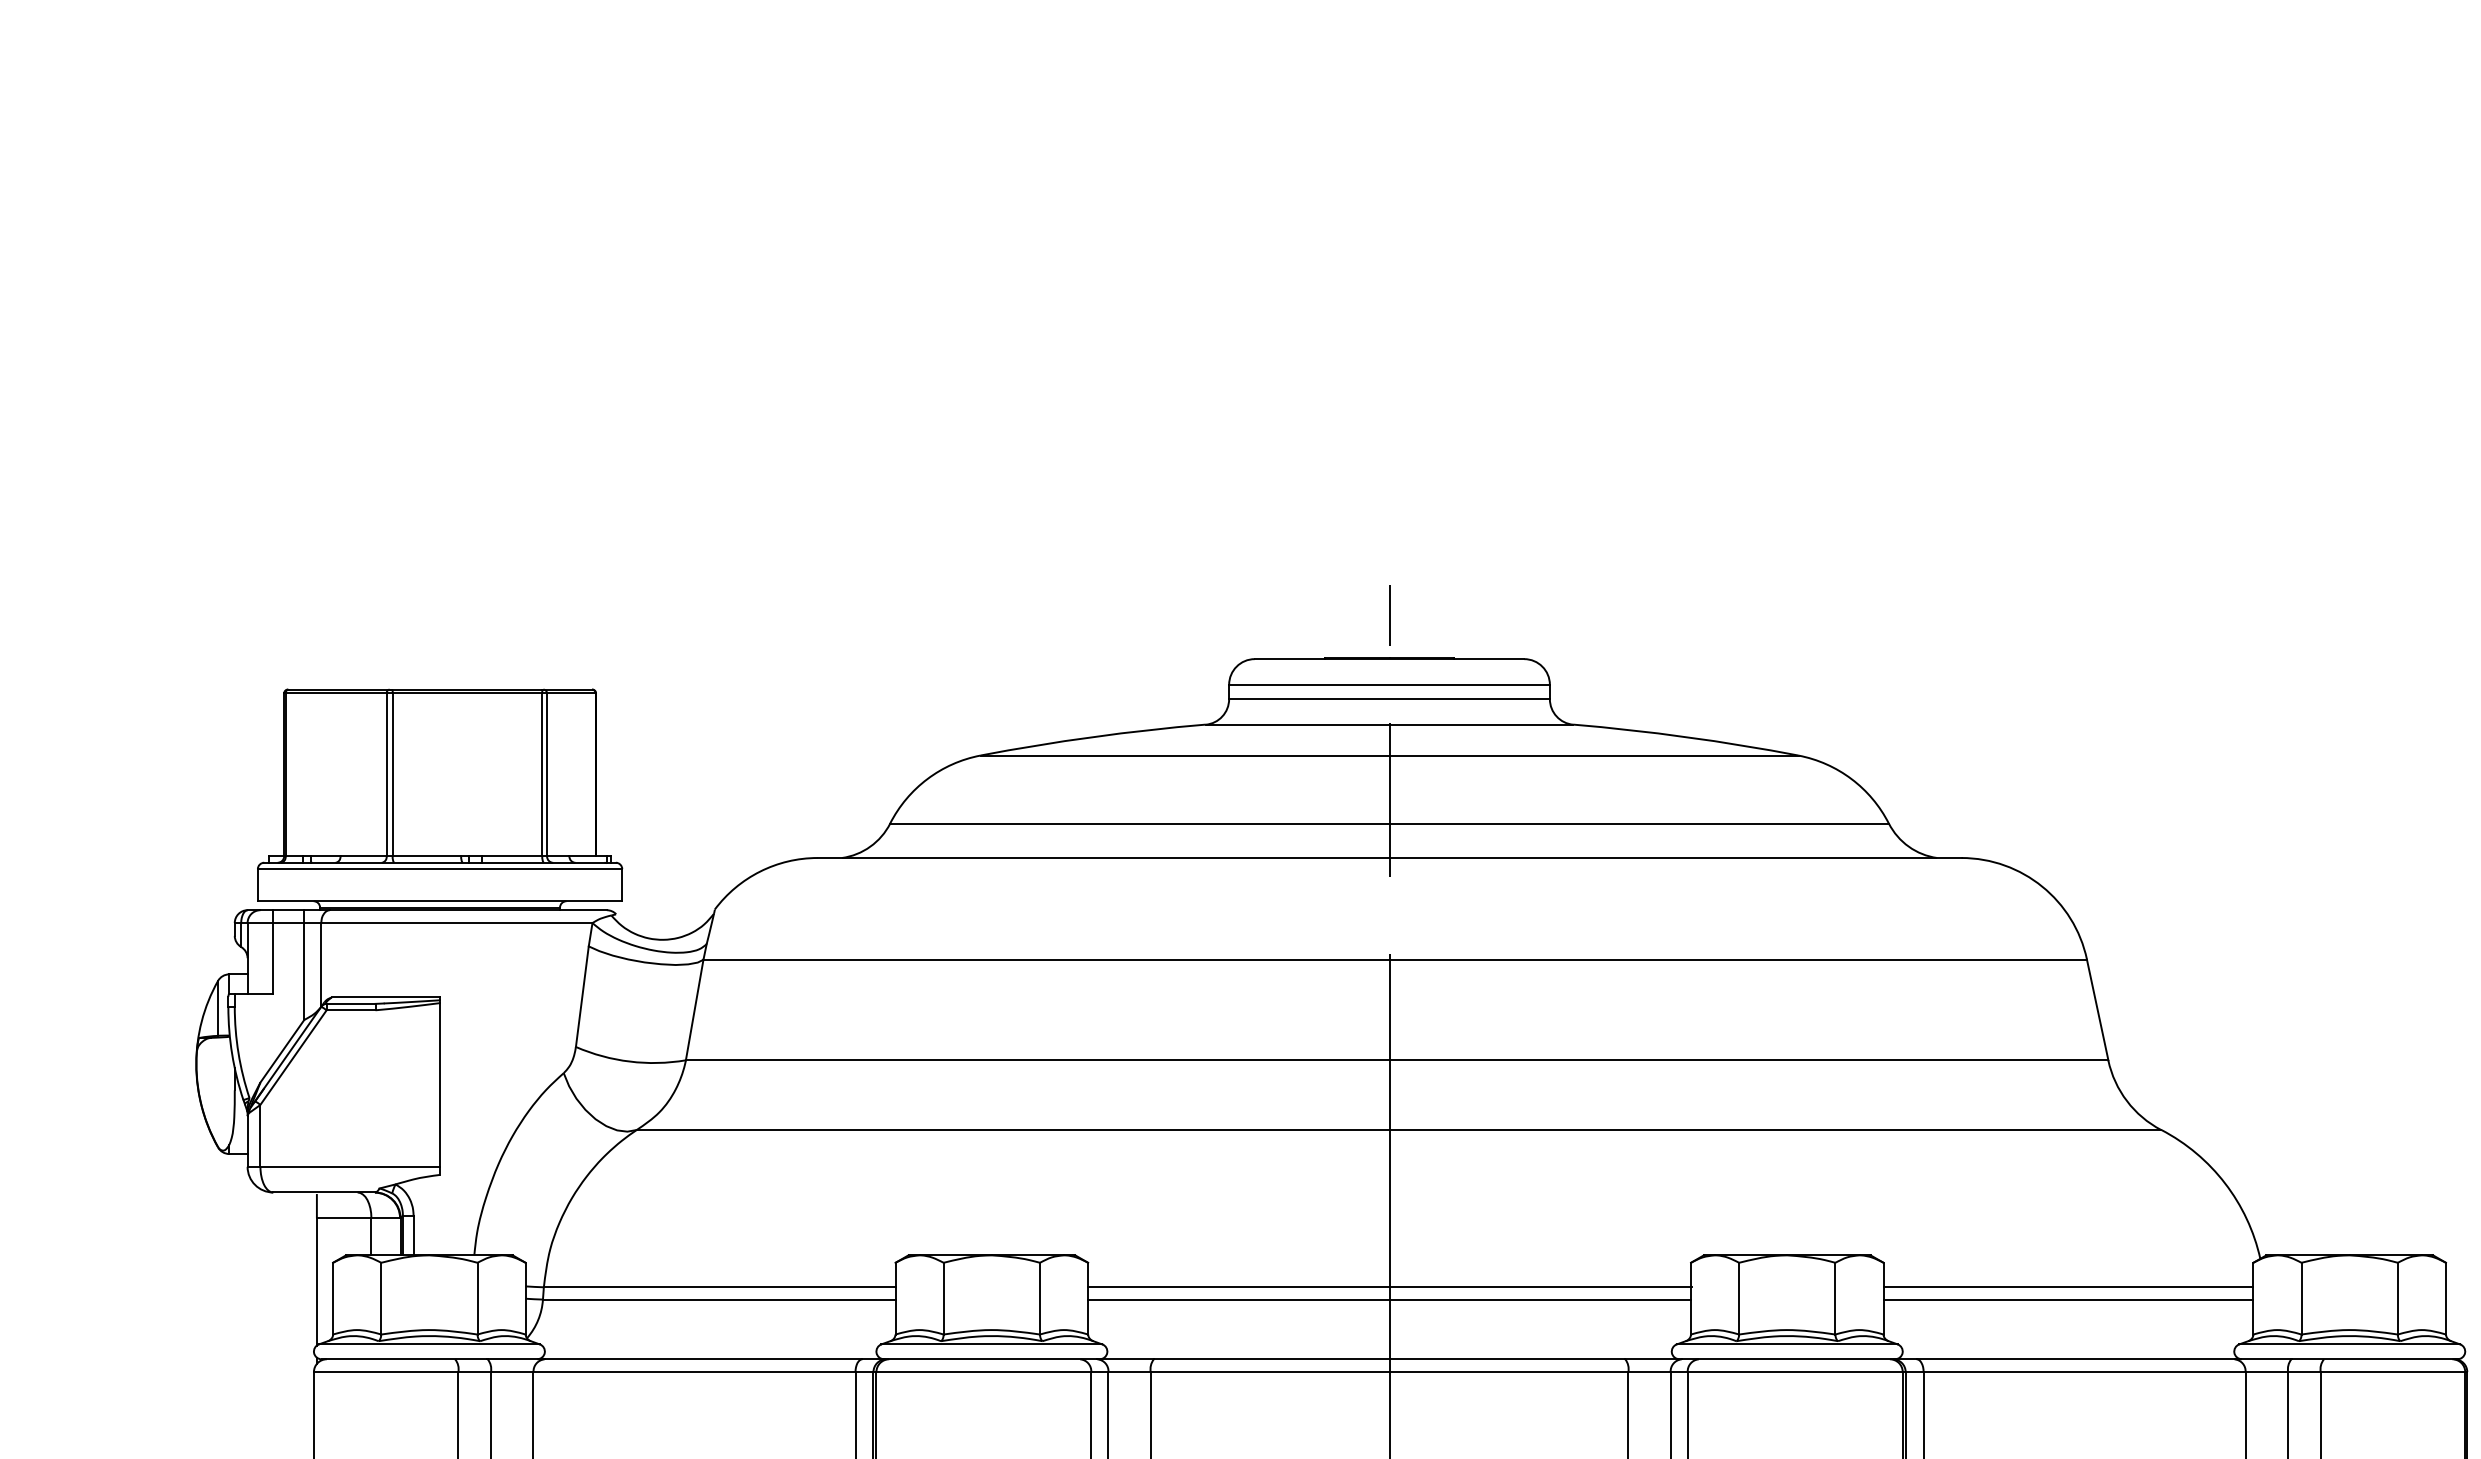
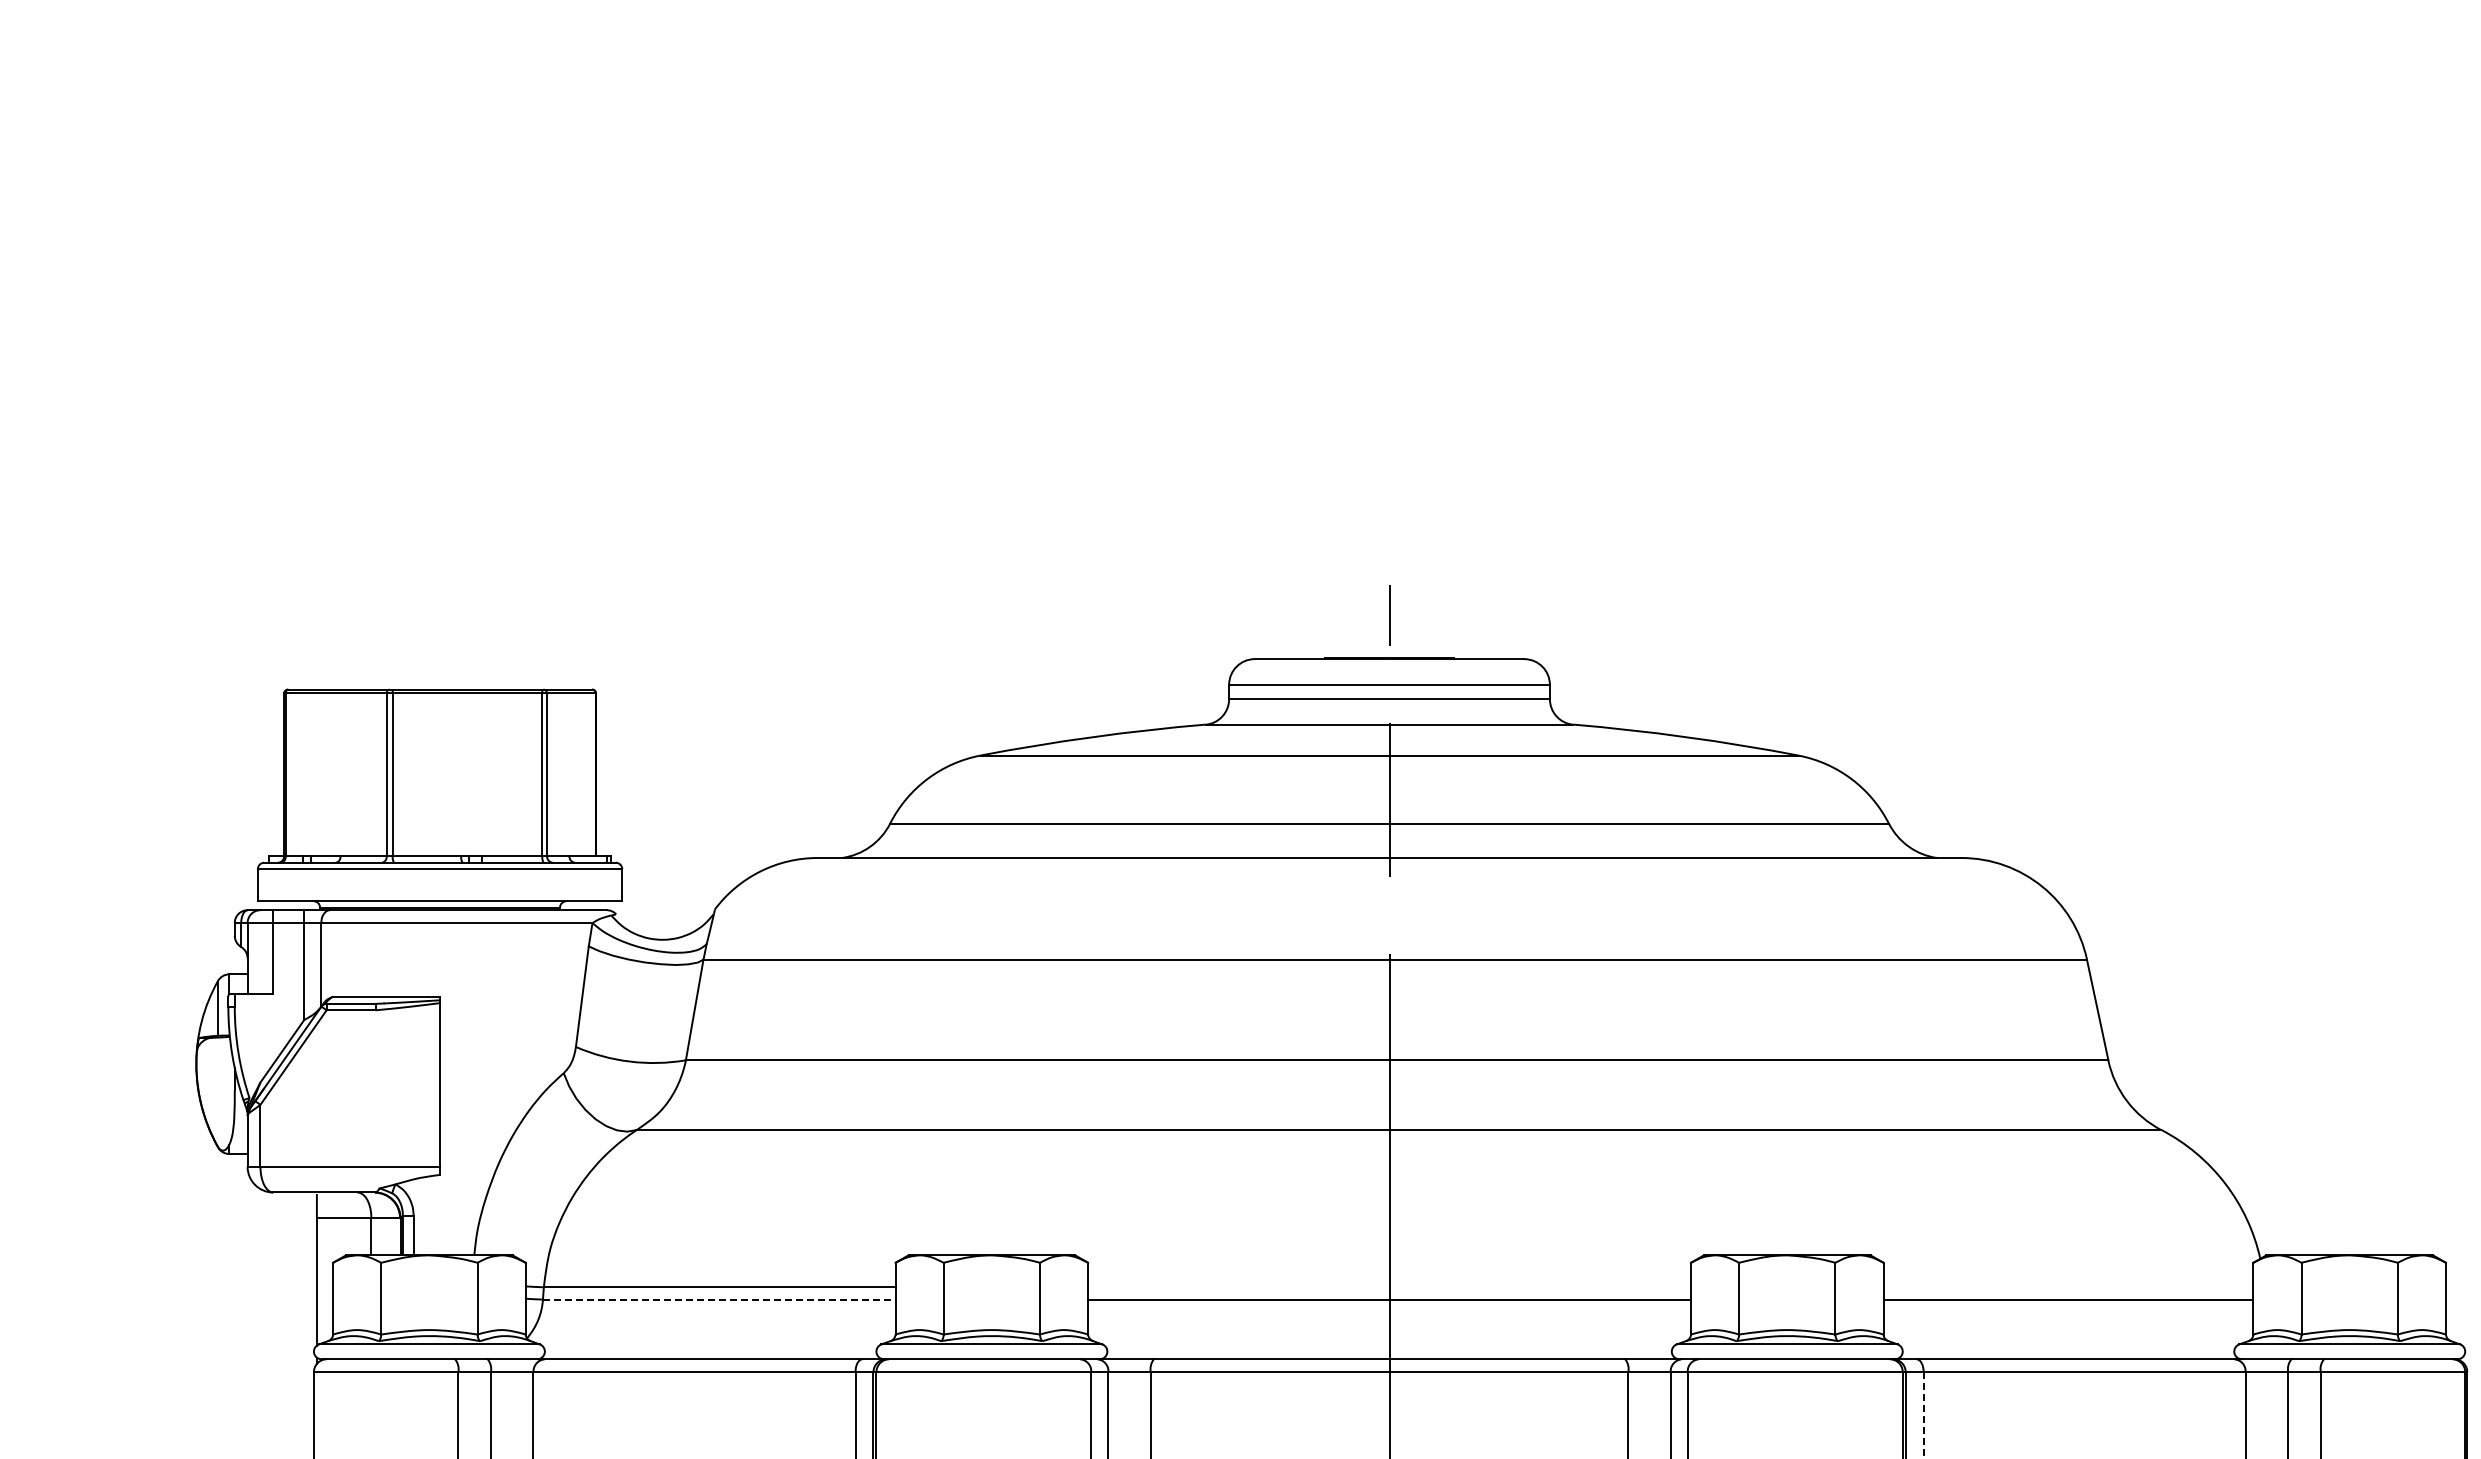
line: present -> none (1390, 1287)
line: present -> none (2068, 1287)
line: solid -> dashed (719, 1299)
line: solid -> dashed (1923, 1415)
